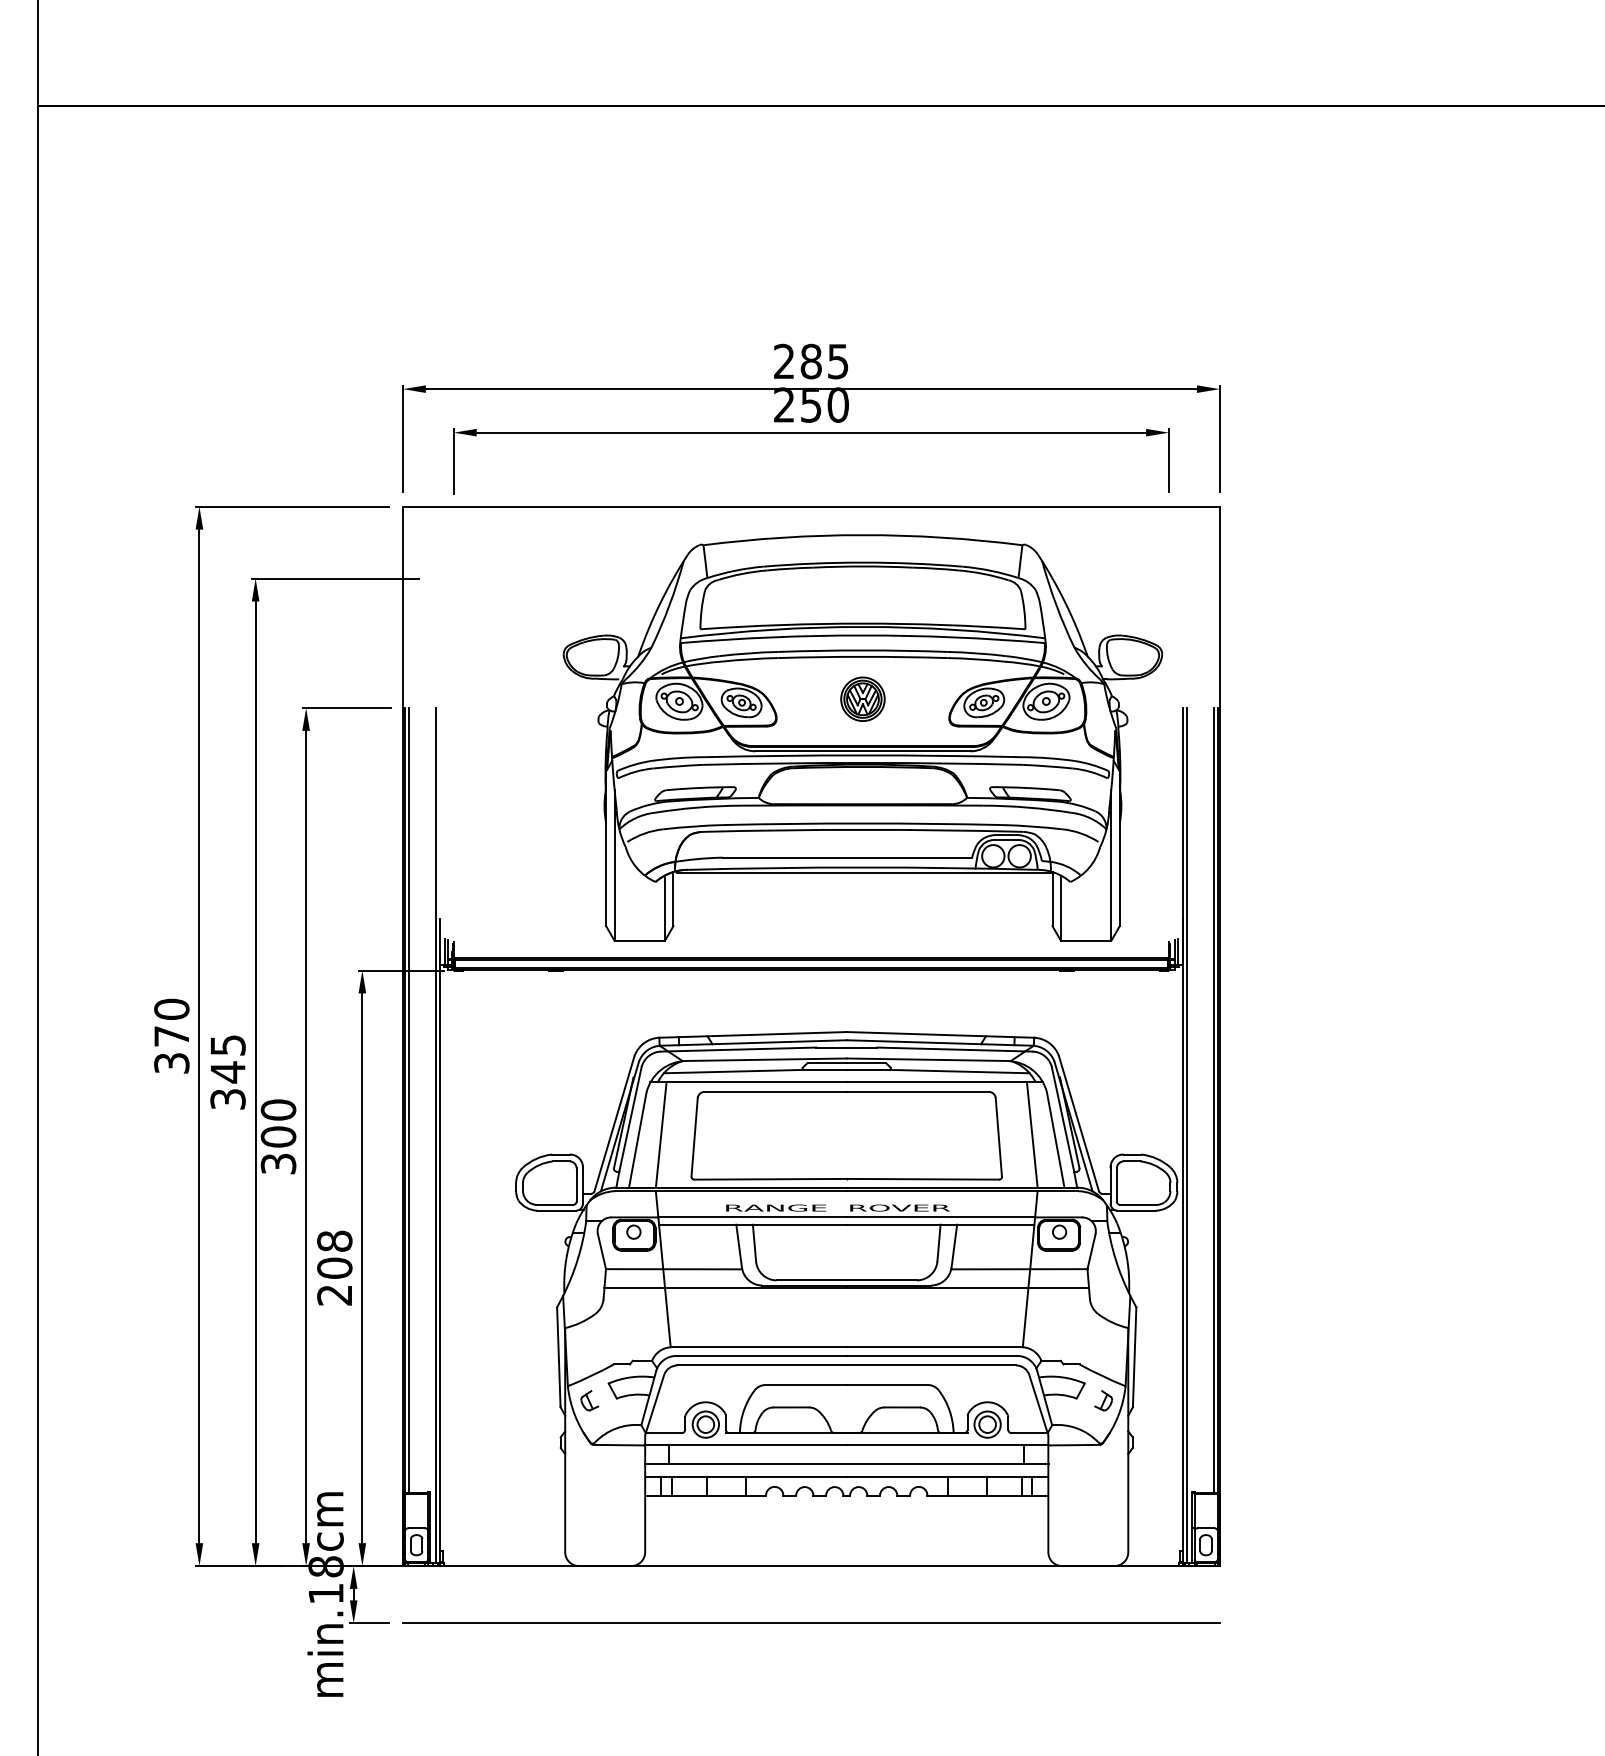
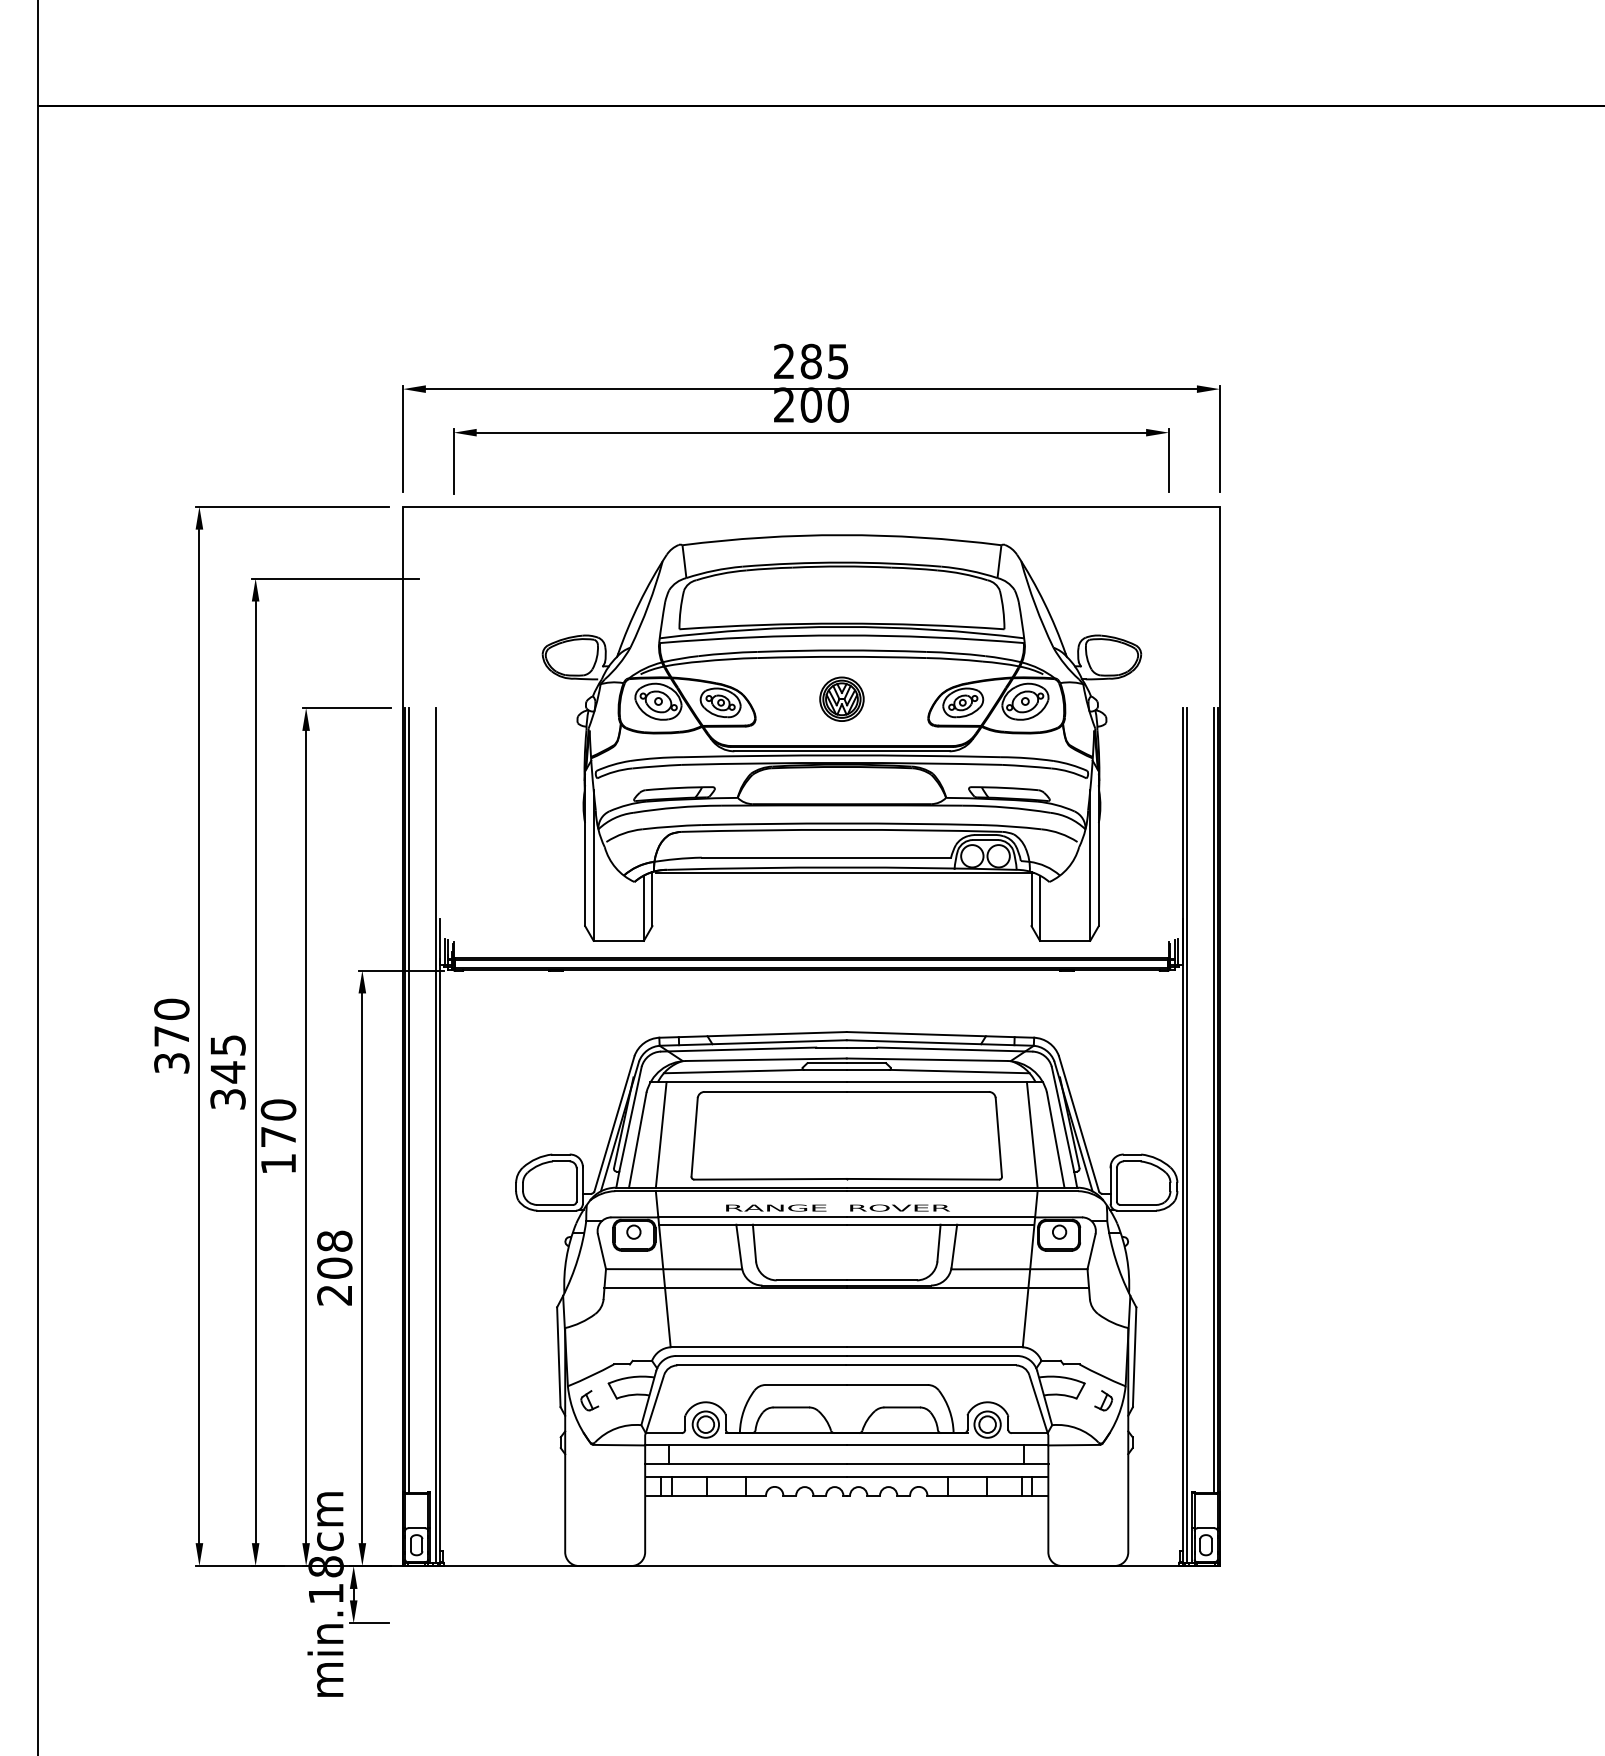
text: 250 -> 200 (810, 404)
part position: (862, 737) -> (841, 737) (841, 737)
text: 300 -> 170 (278, 1150)
line: present -> none (810, 1623)
